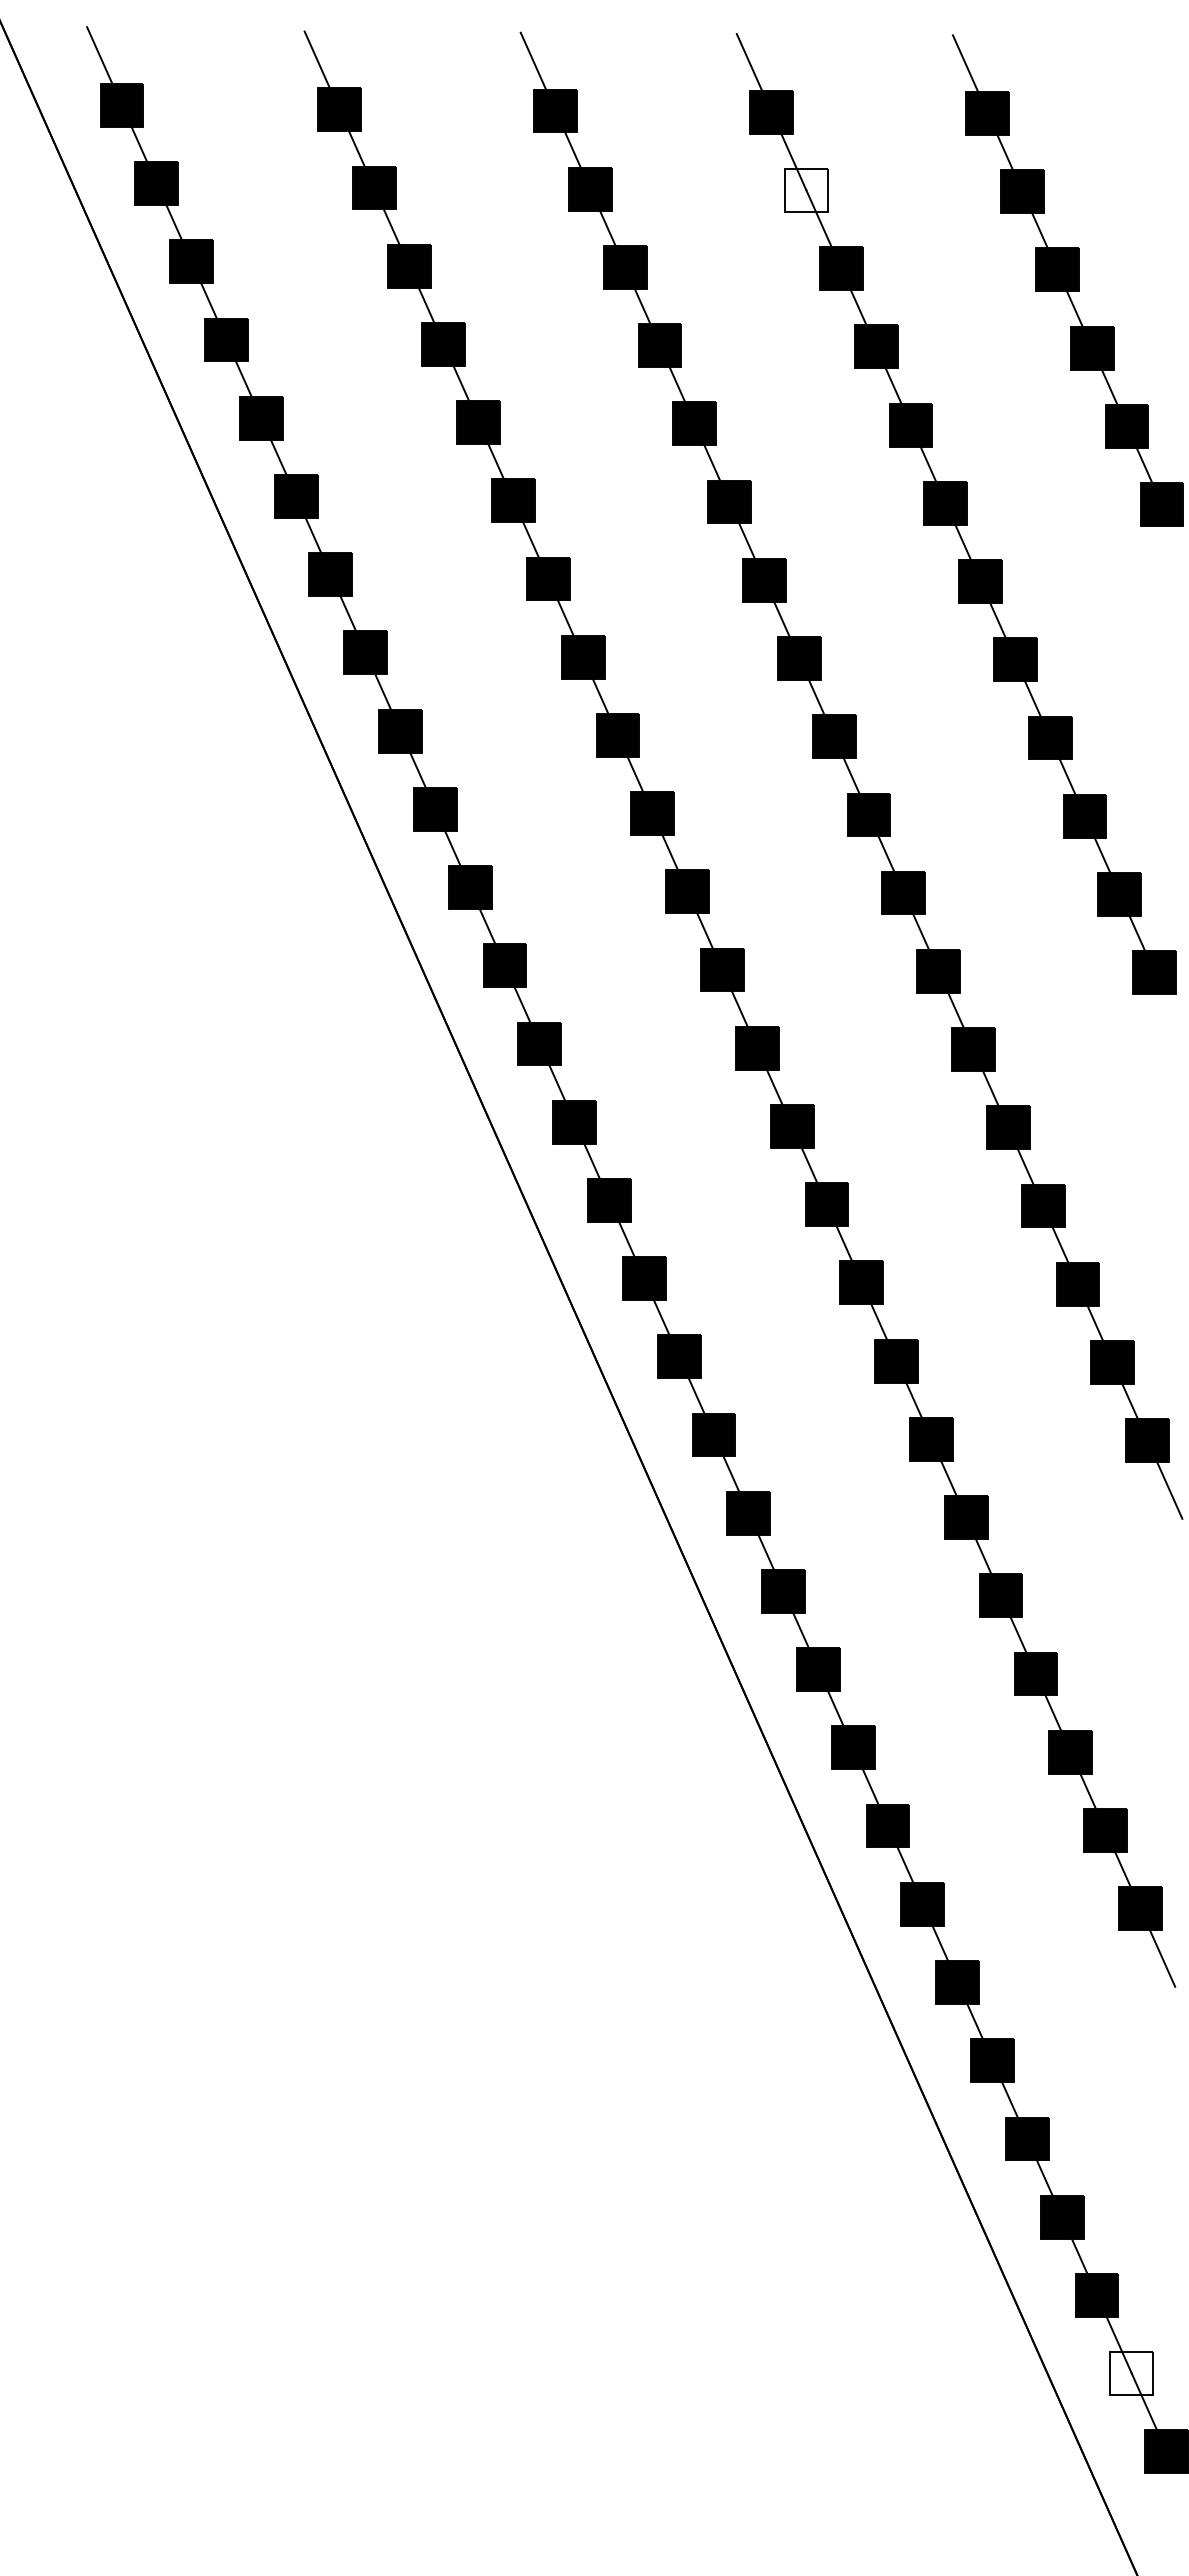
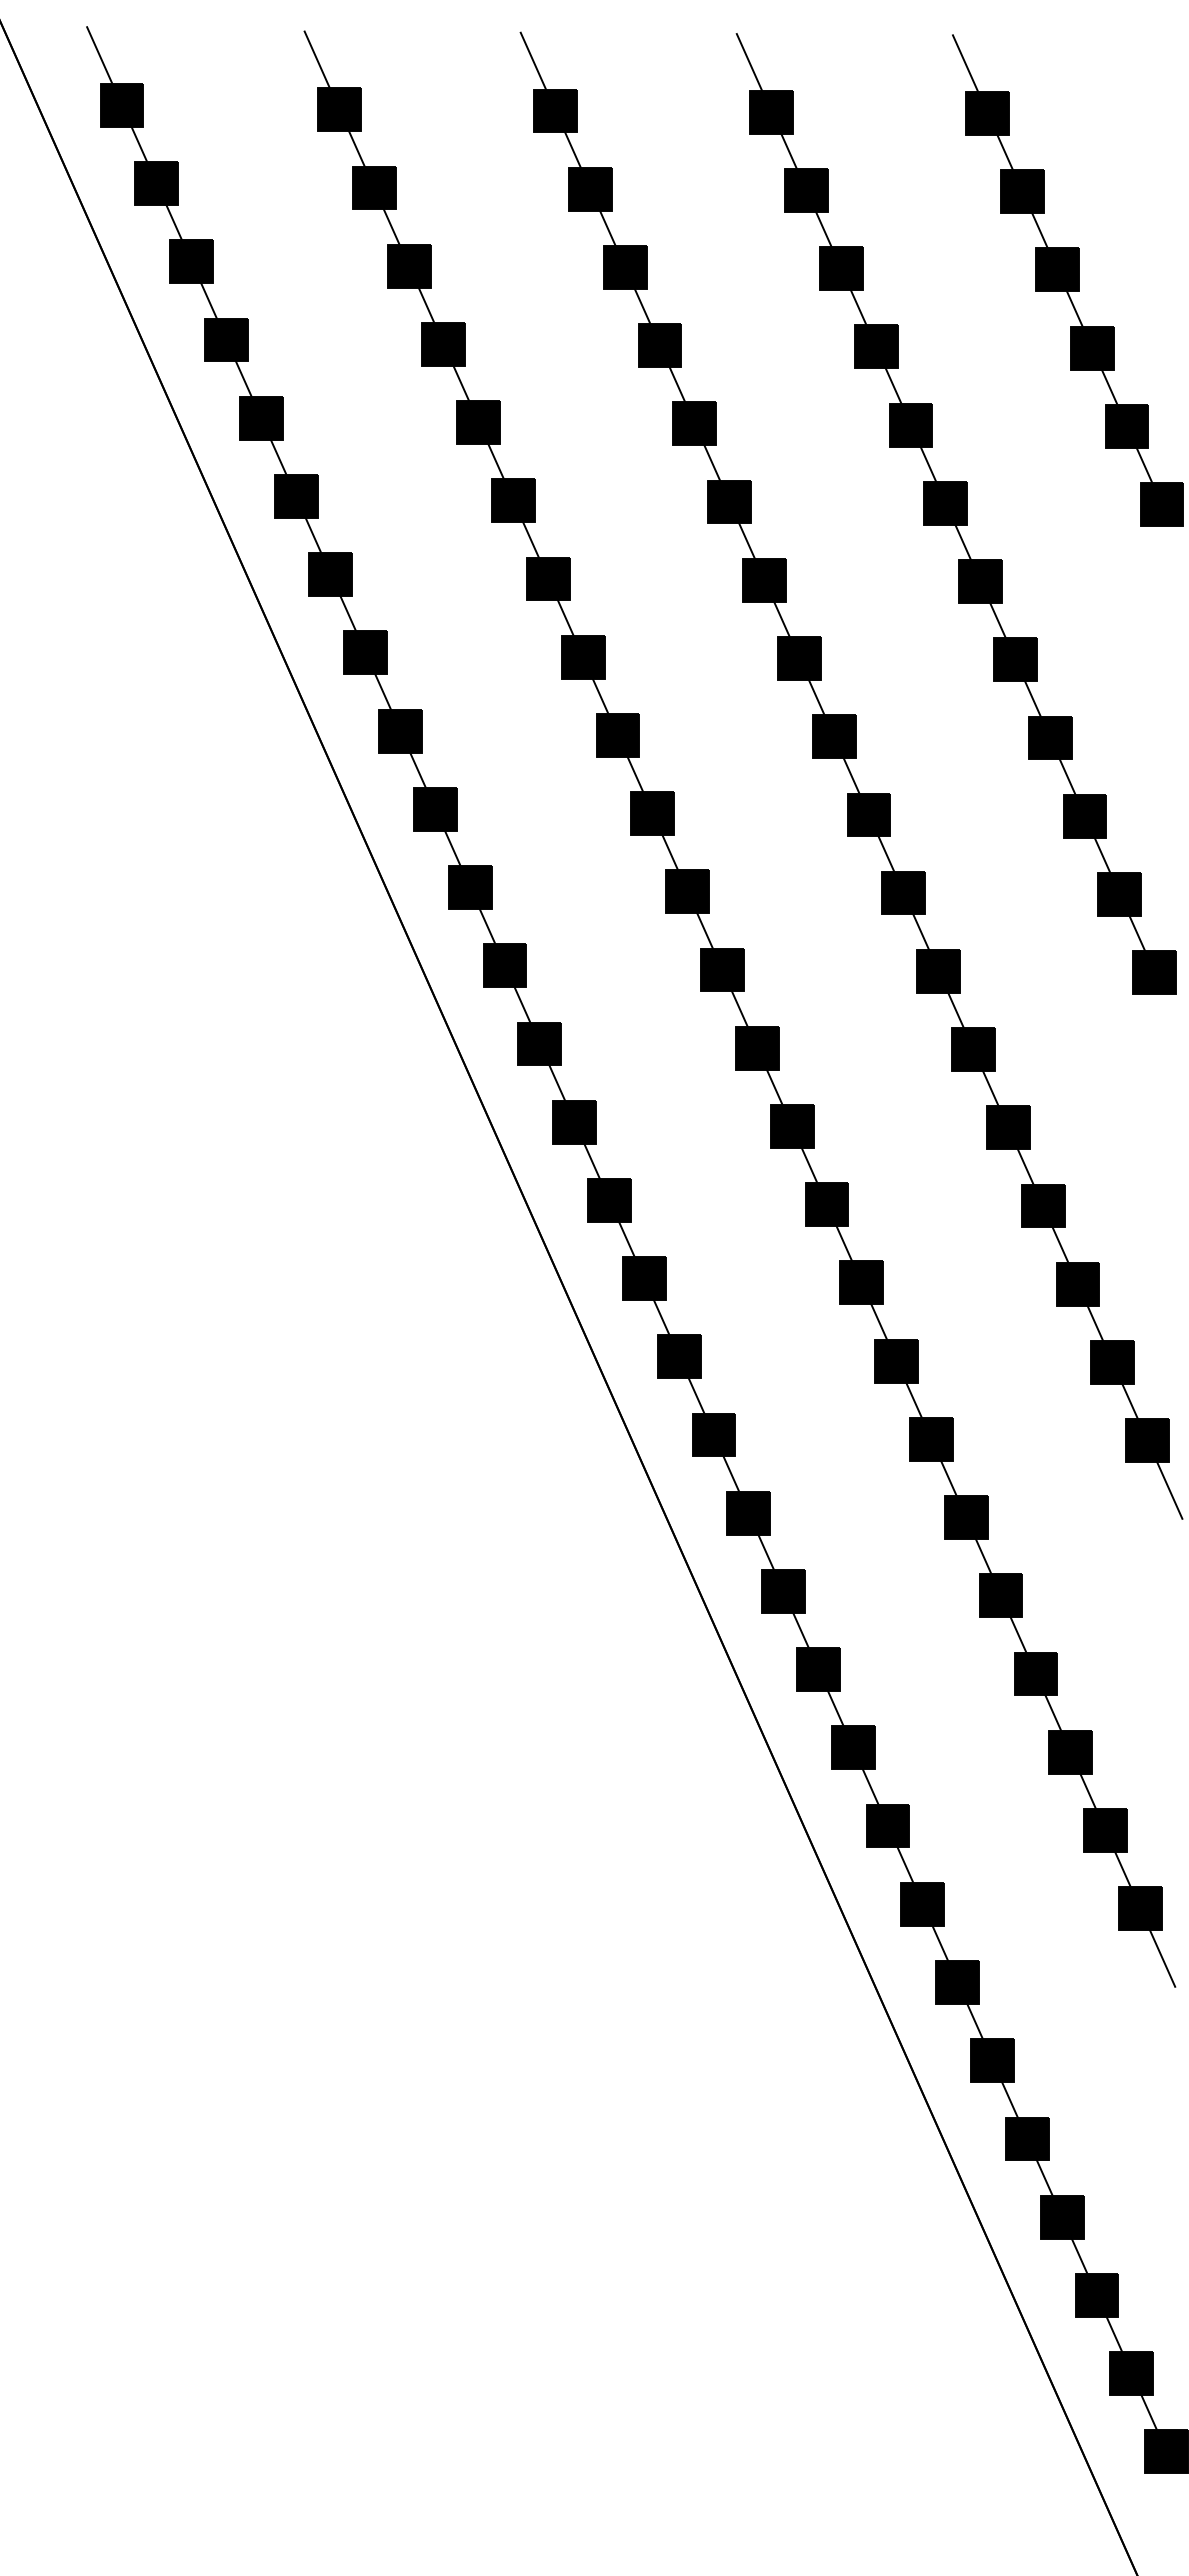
fill: none -> present (806, 190)
fill: none -> present (1131, 2373)
